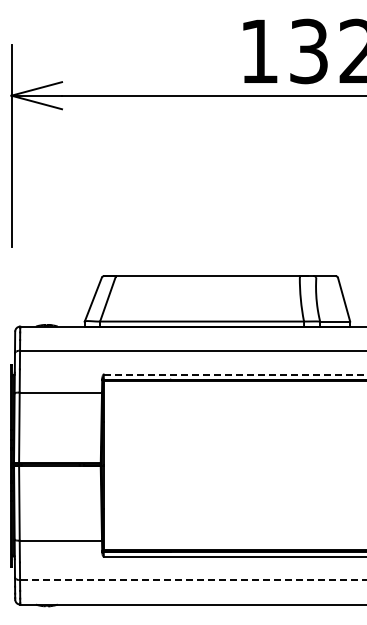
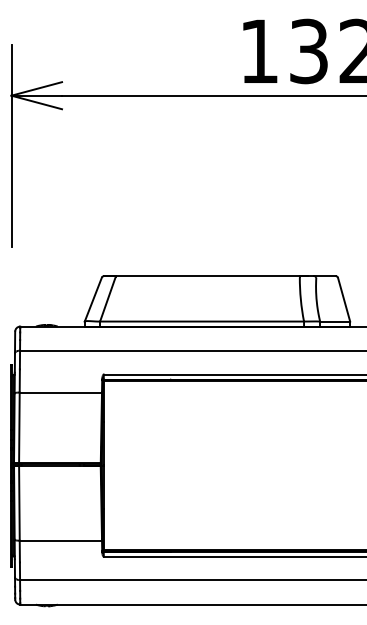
line: dashed -> solid (235, 374)
line: dashed -> solid (193, 580)
